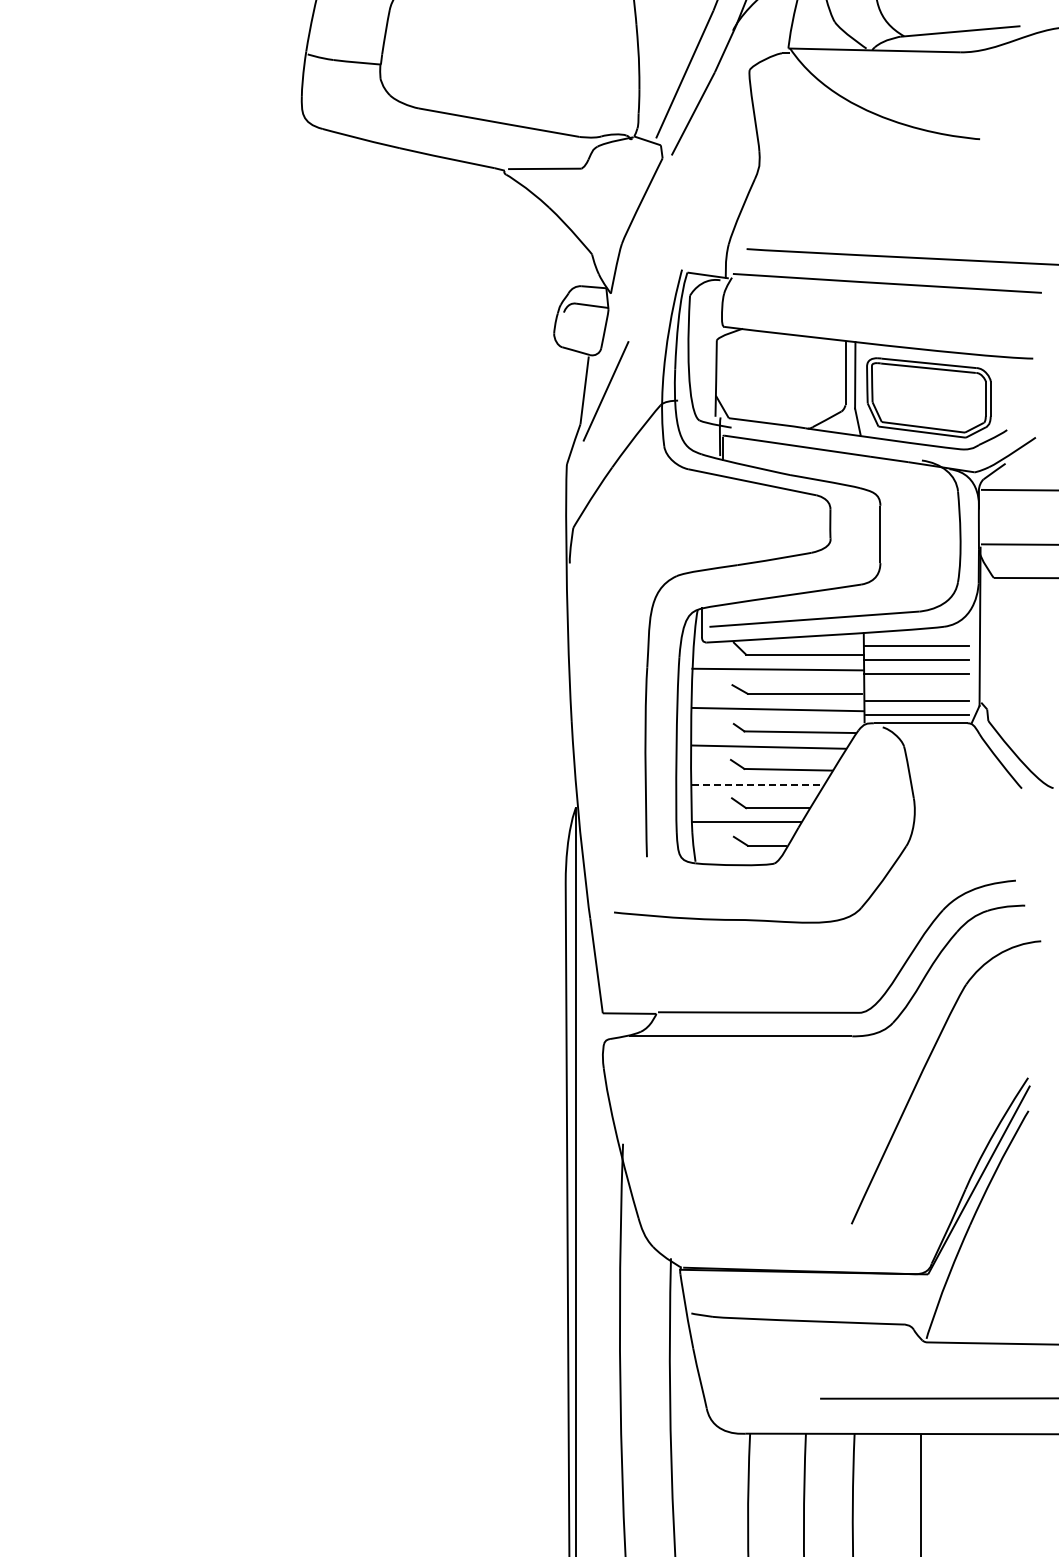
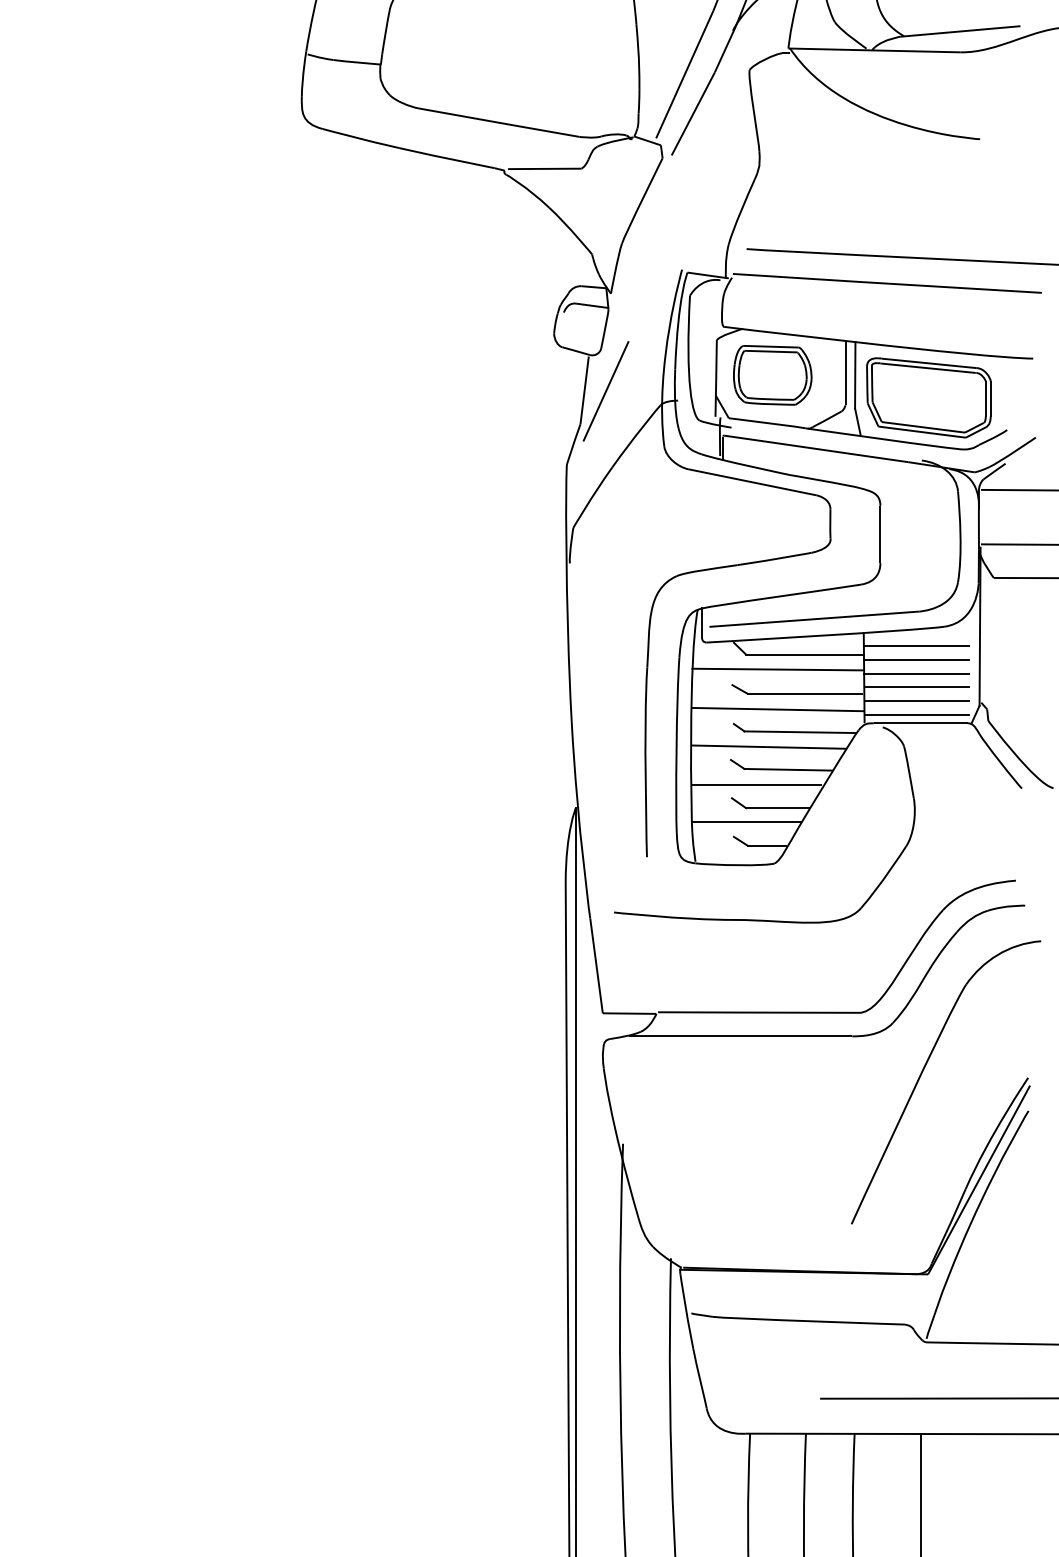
part: none -> present (772, 375)
line: none -> present (916, 687)
line: dashed -> solid (757, 784)
